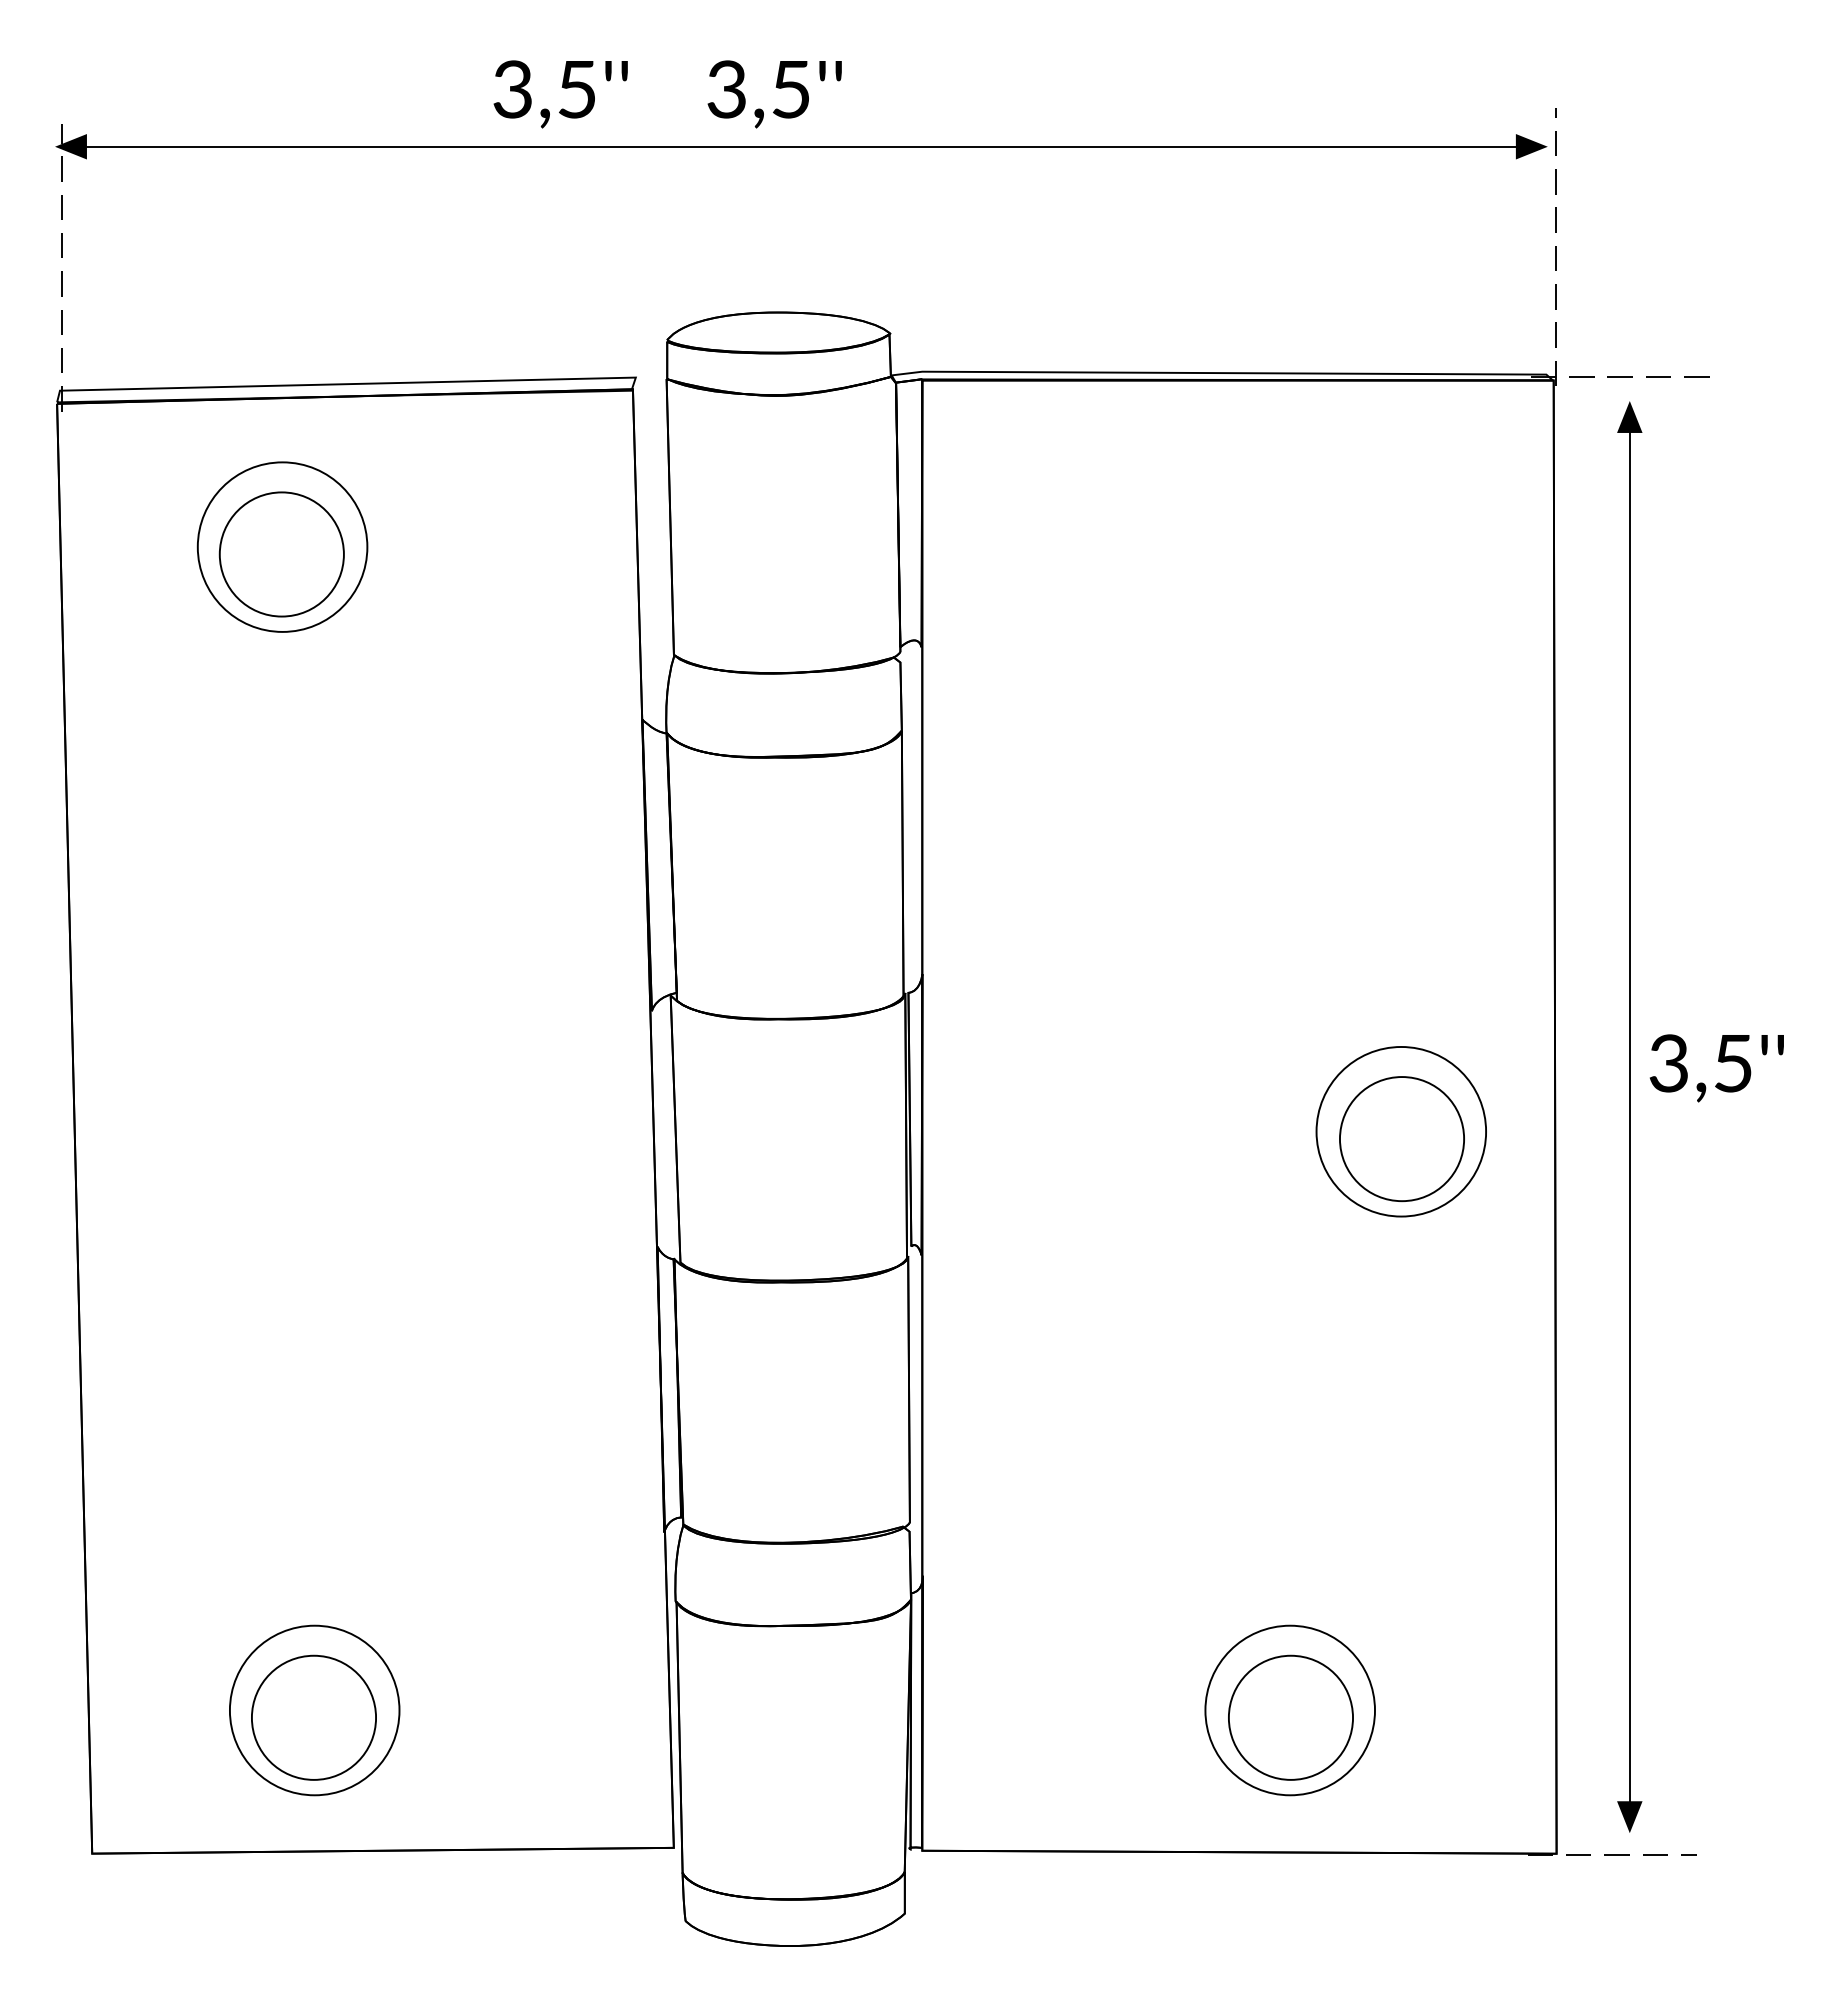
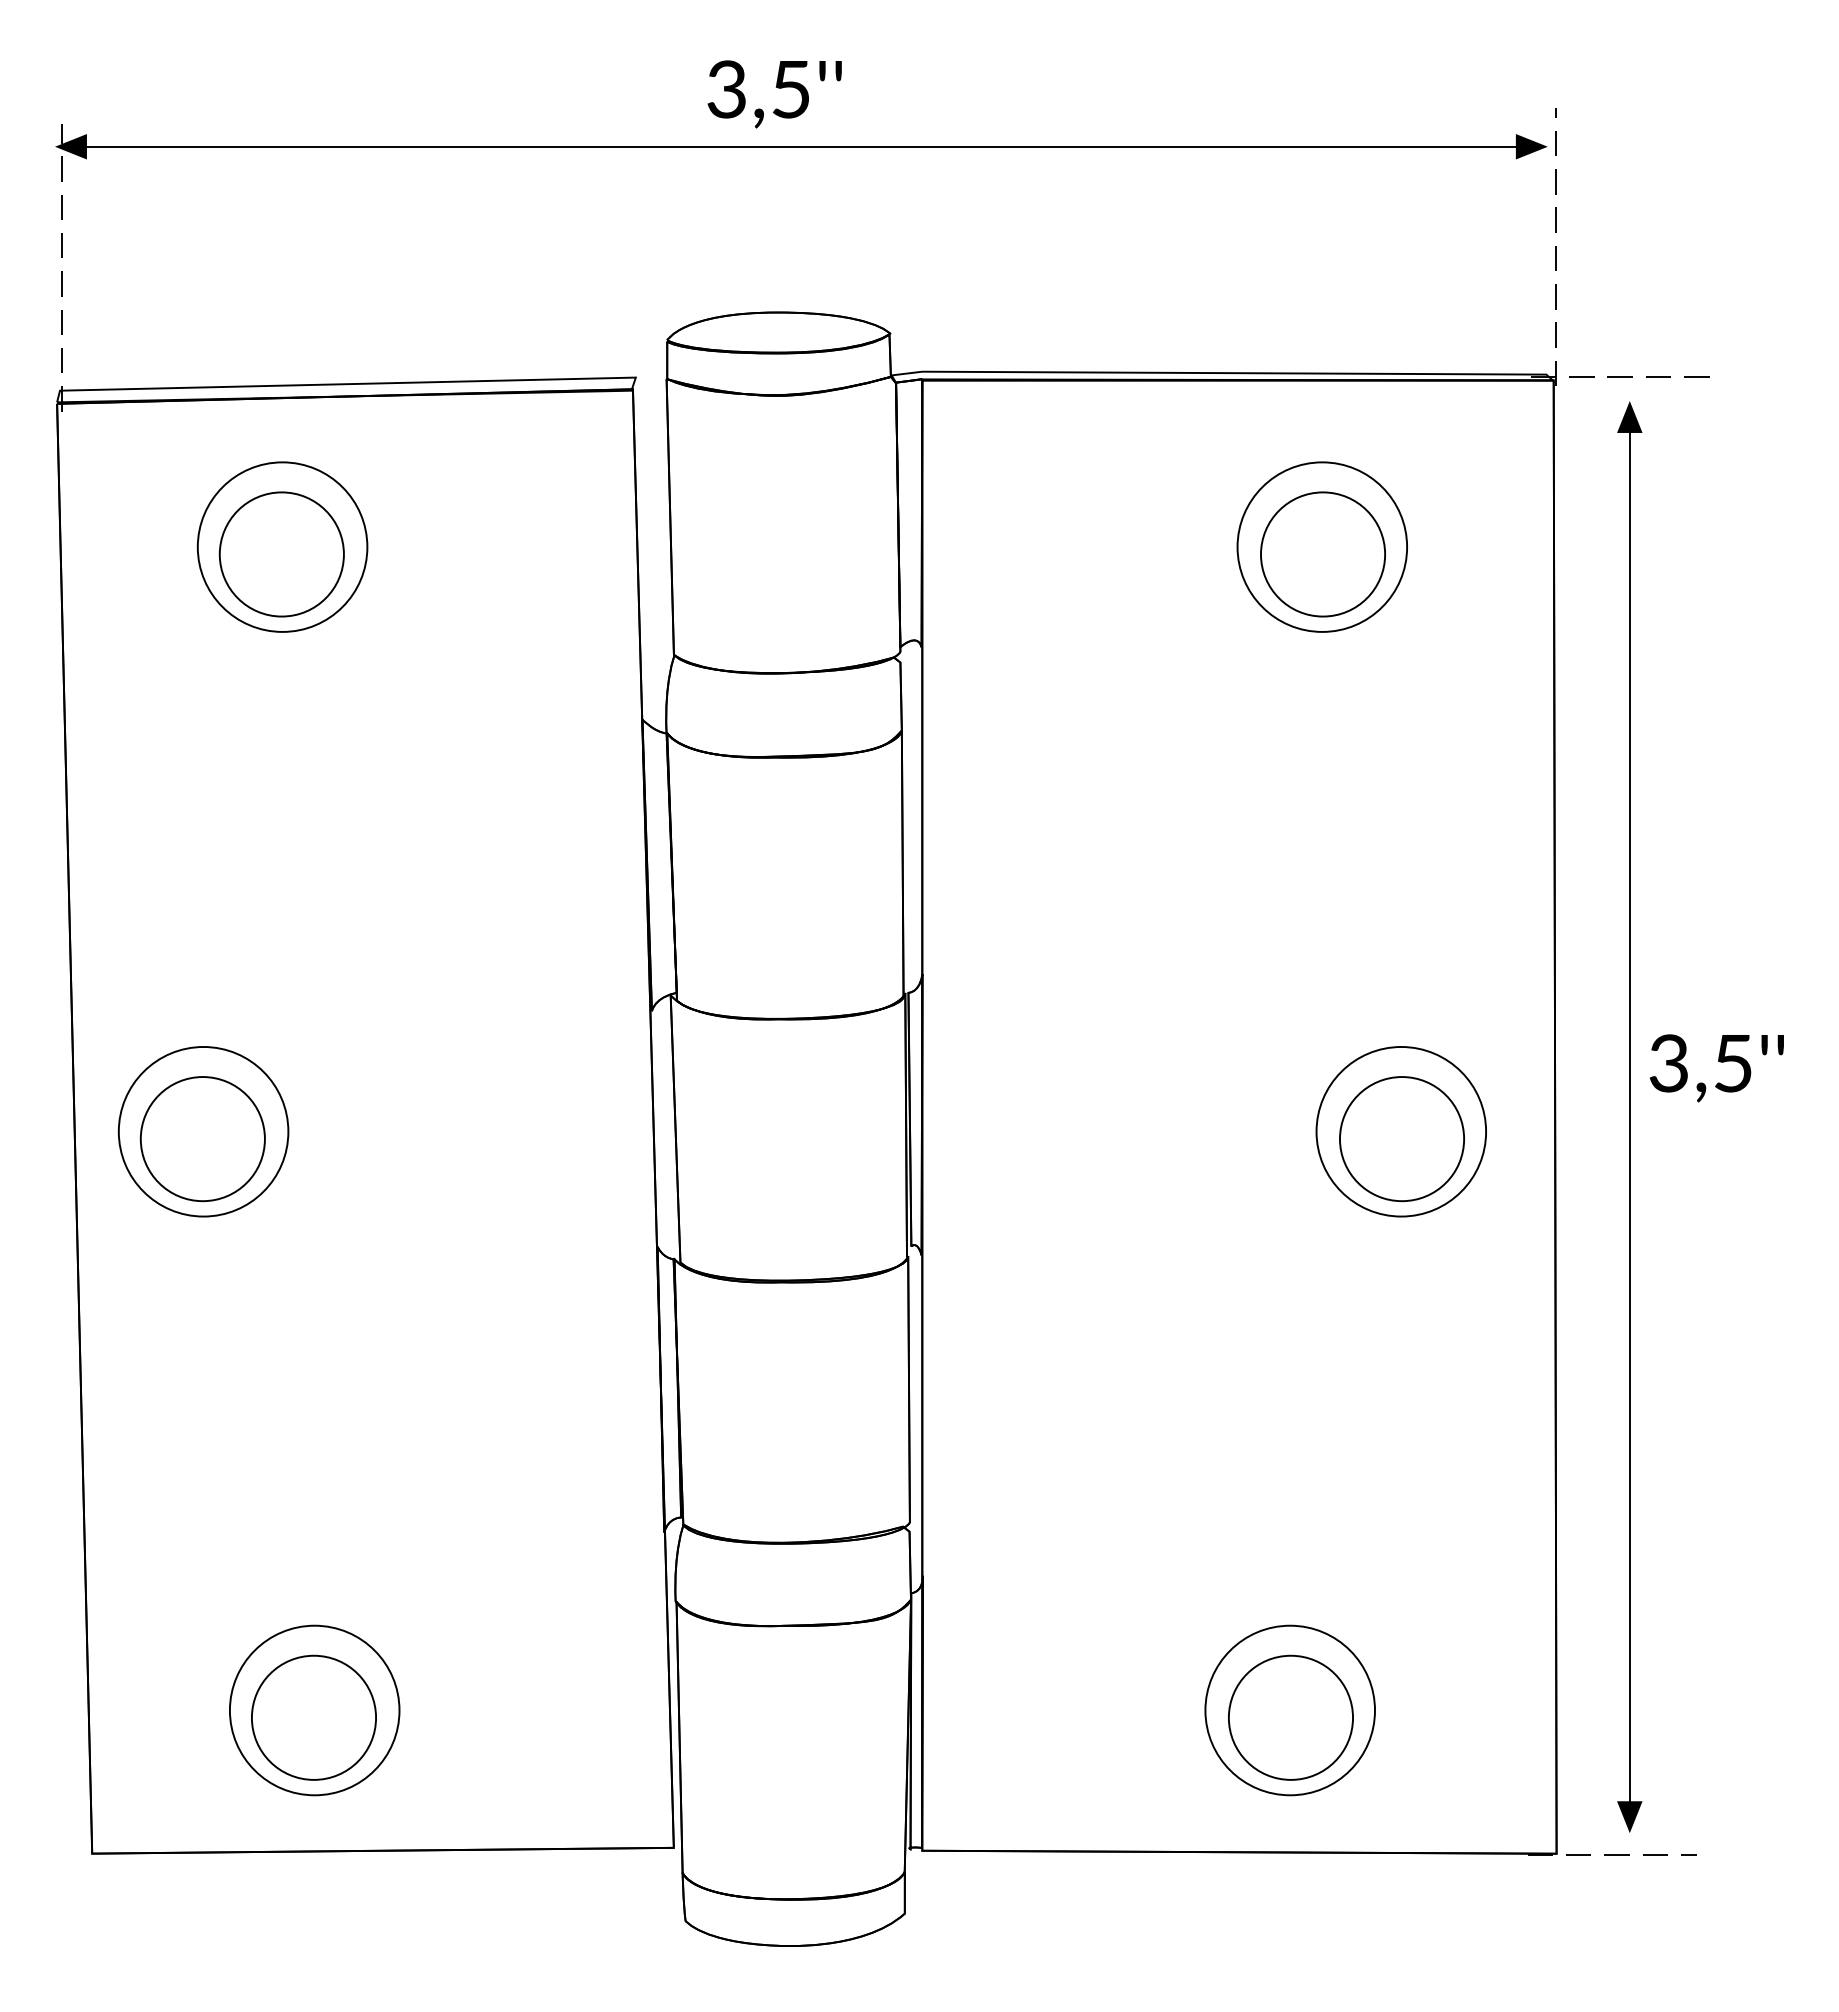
part: present -> none (563, 88)
part: none -> present (1321, 546)
part: none -> present (203, 1131)
